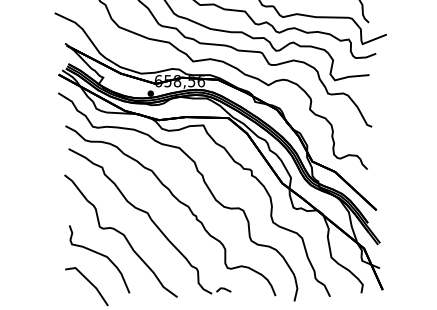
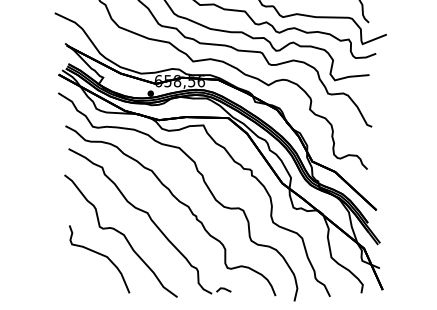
line: present -> none (88, 282)
